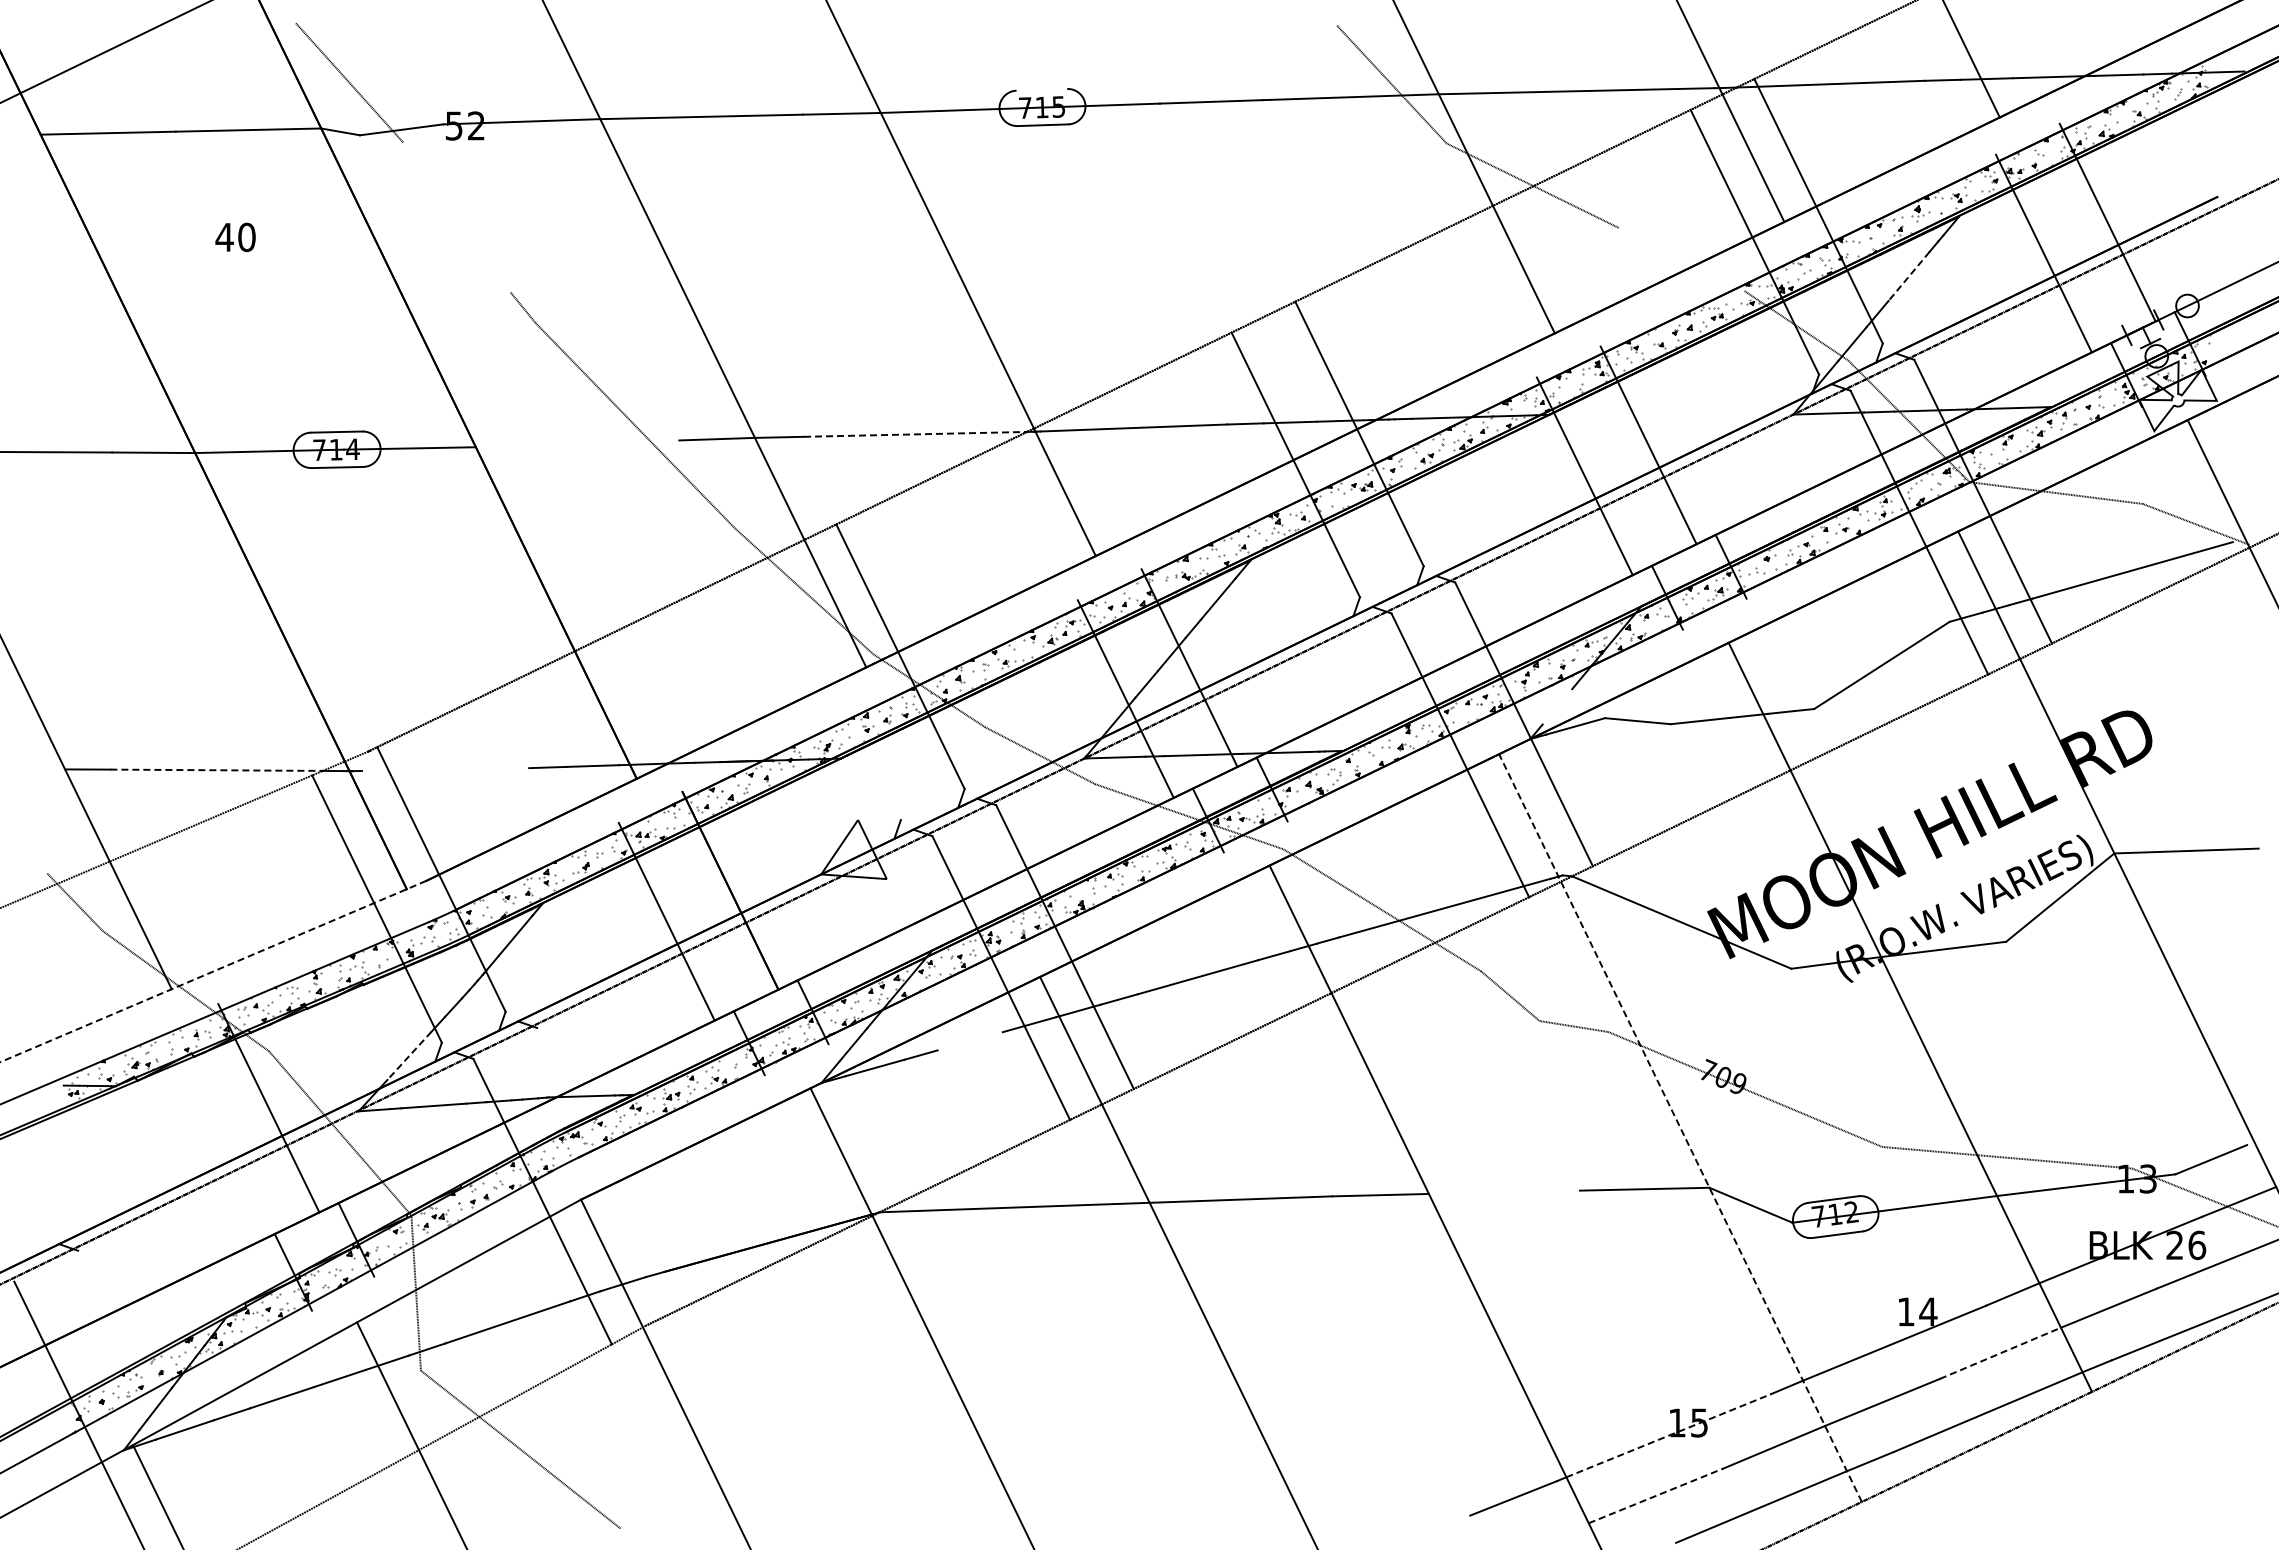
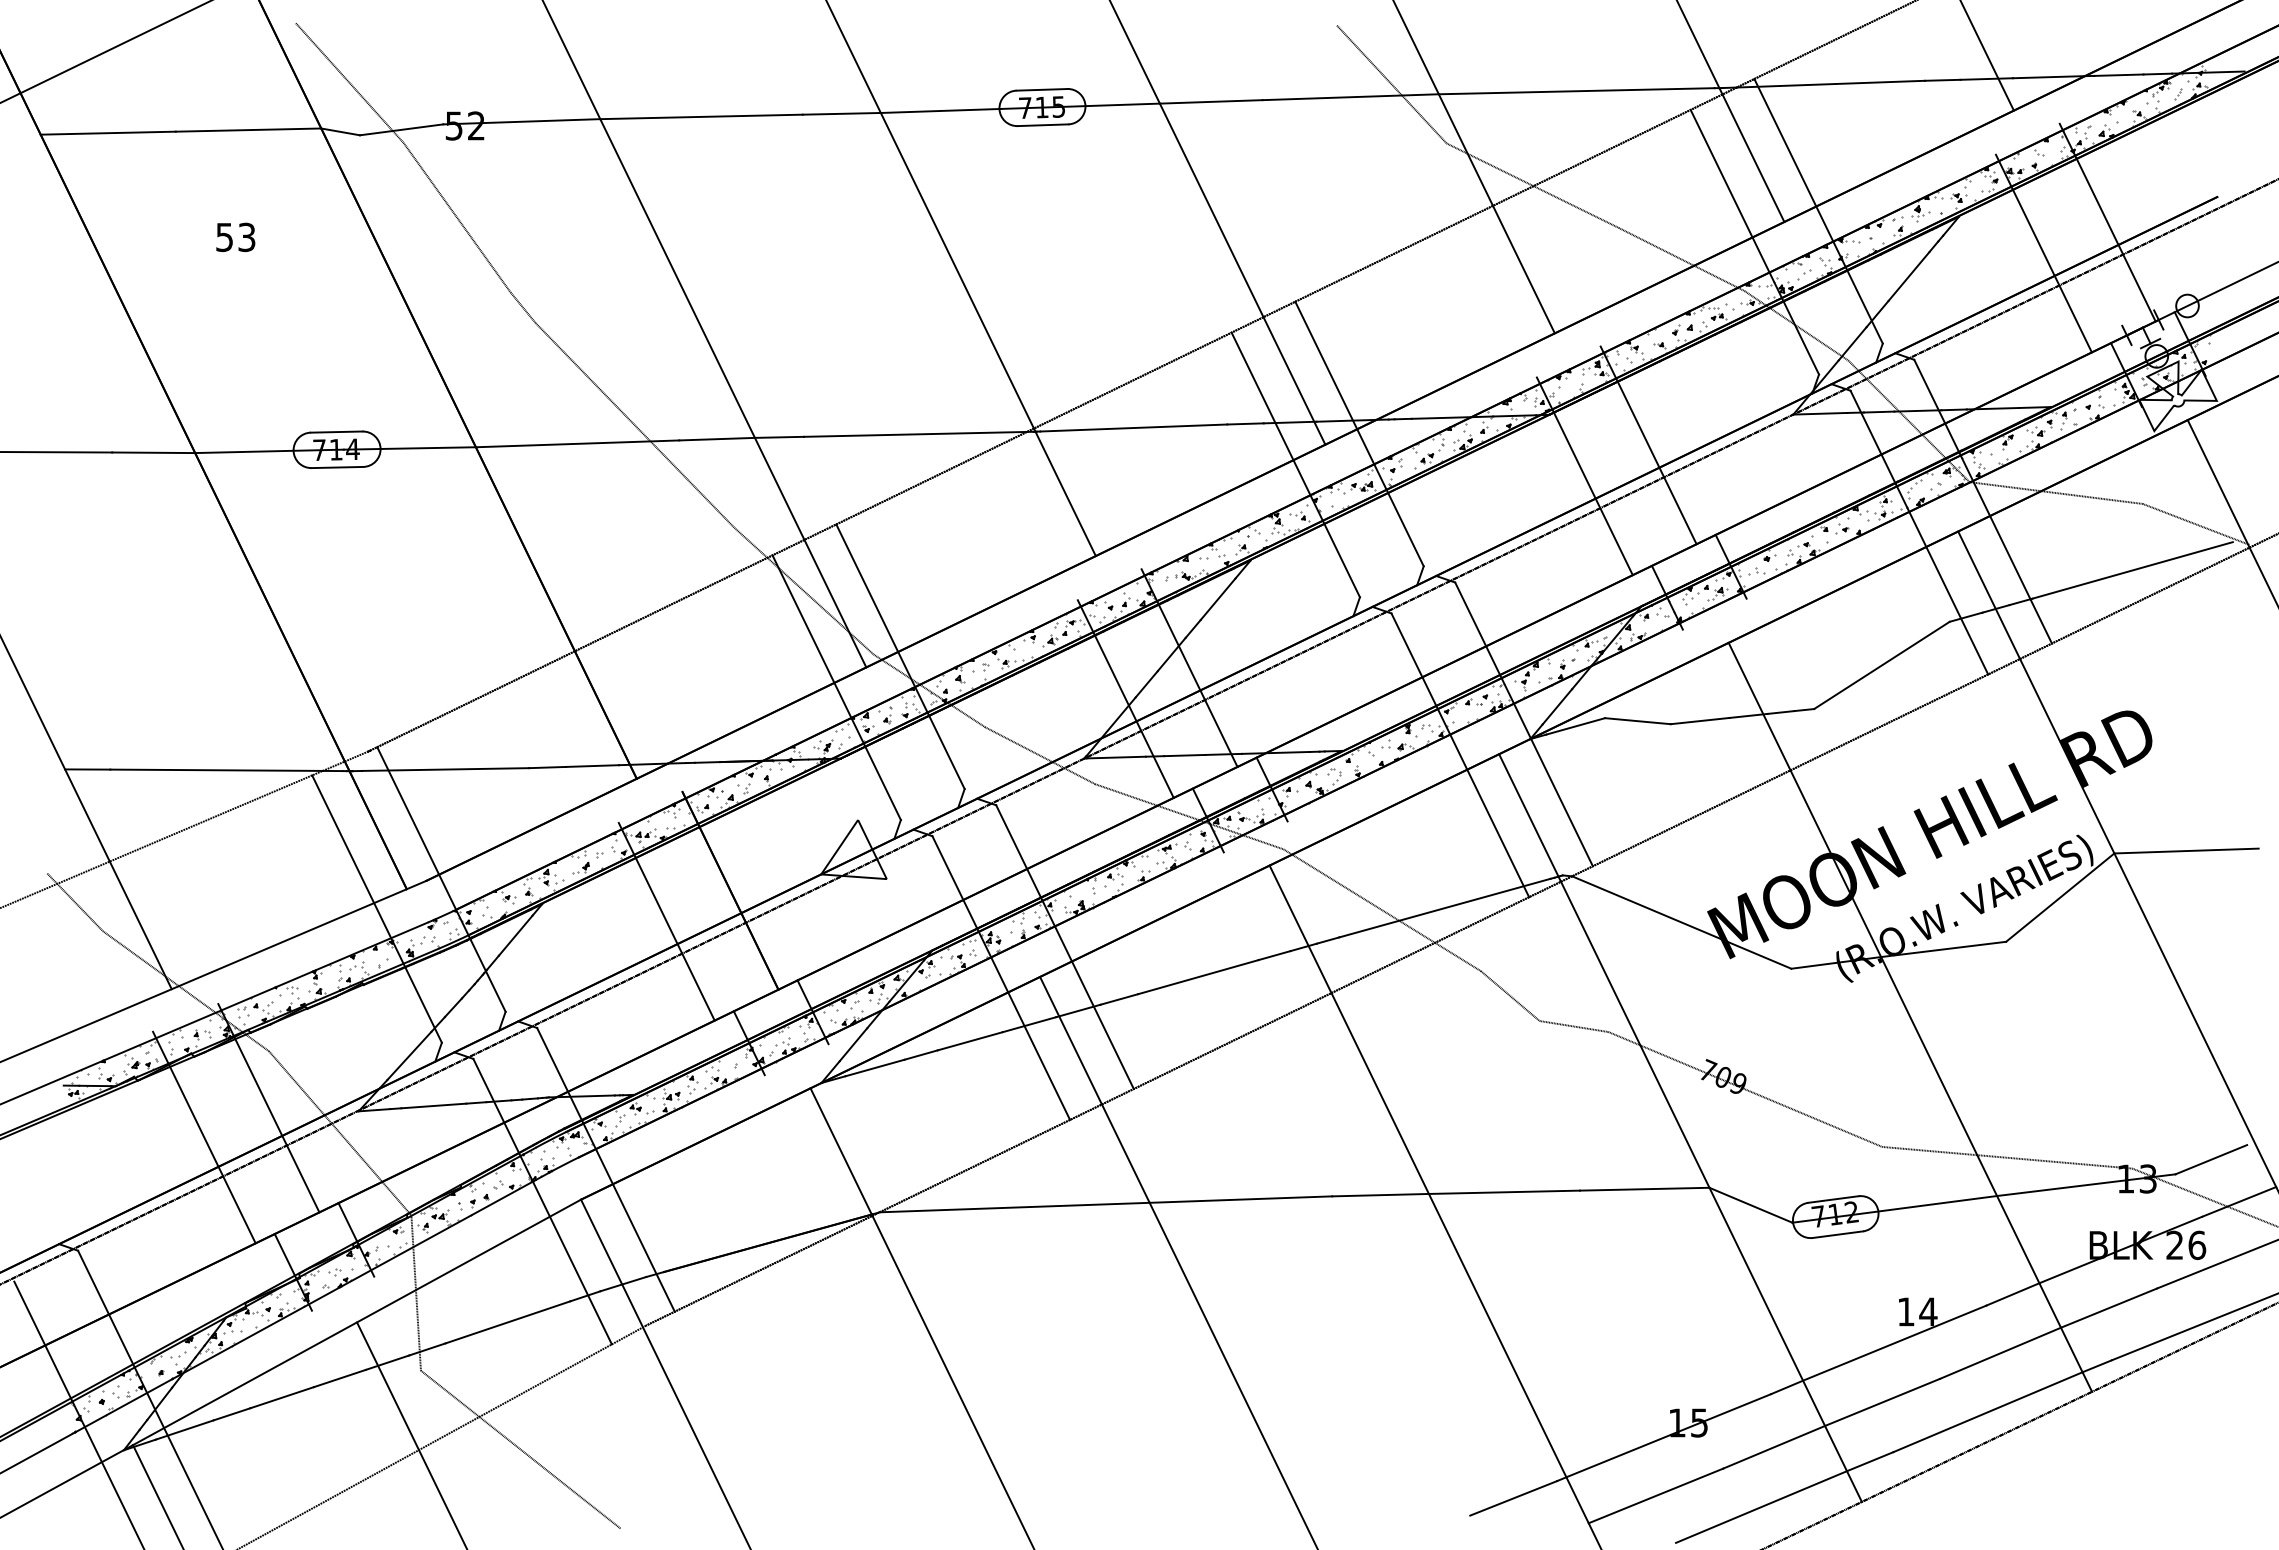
line position: (1971, 59) -> (1987, 56) (1987, 56)
line: none -> present (1041, 89)
line: none -> present (456, 217)
line: none -> present (1217, 223)
text: 40 -> 53 (235, 237)
line: none -> present (1681, 259)
line: dashed -> solid (1909, 276)
line: dashed -> solid (915, 434)
line: none -> present (577, 443)
line: none -> present (836, 687)
line: none -> present (1557, 706)
line: none -> present (445, 769)
line: dashed -> solid (217, 770)
line: dashed -> solid (213, 971)
line: none -> present (969, 1041)
line: dashed -> solid (409, 1055)
line: dashed -> solid (1680, 1128)
line: none -> present (204, 1137)
line: none -> present (605, 1169)
line: none -> present (1503, 1191)
line: dashed -> solid (2000, 1353)
line: none -> present (149, 1398)
line: dashed -> solid (1669, 1435)
line: dashed -> solid (1656, 1495)
